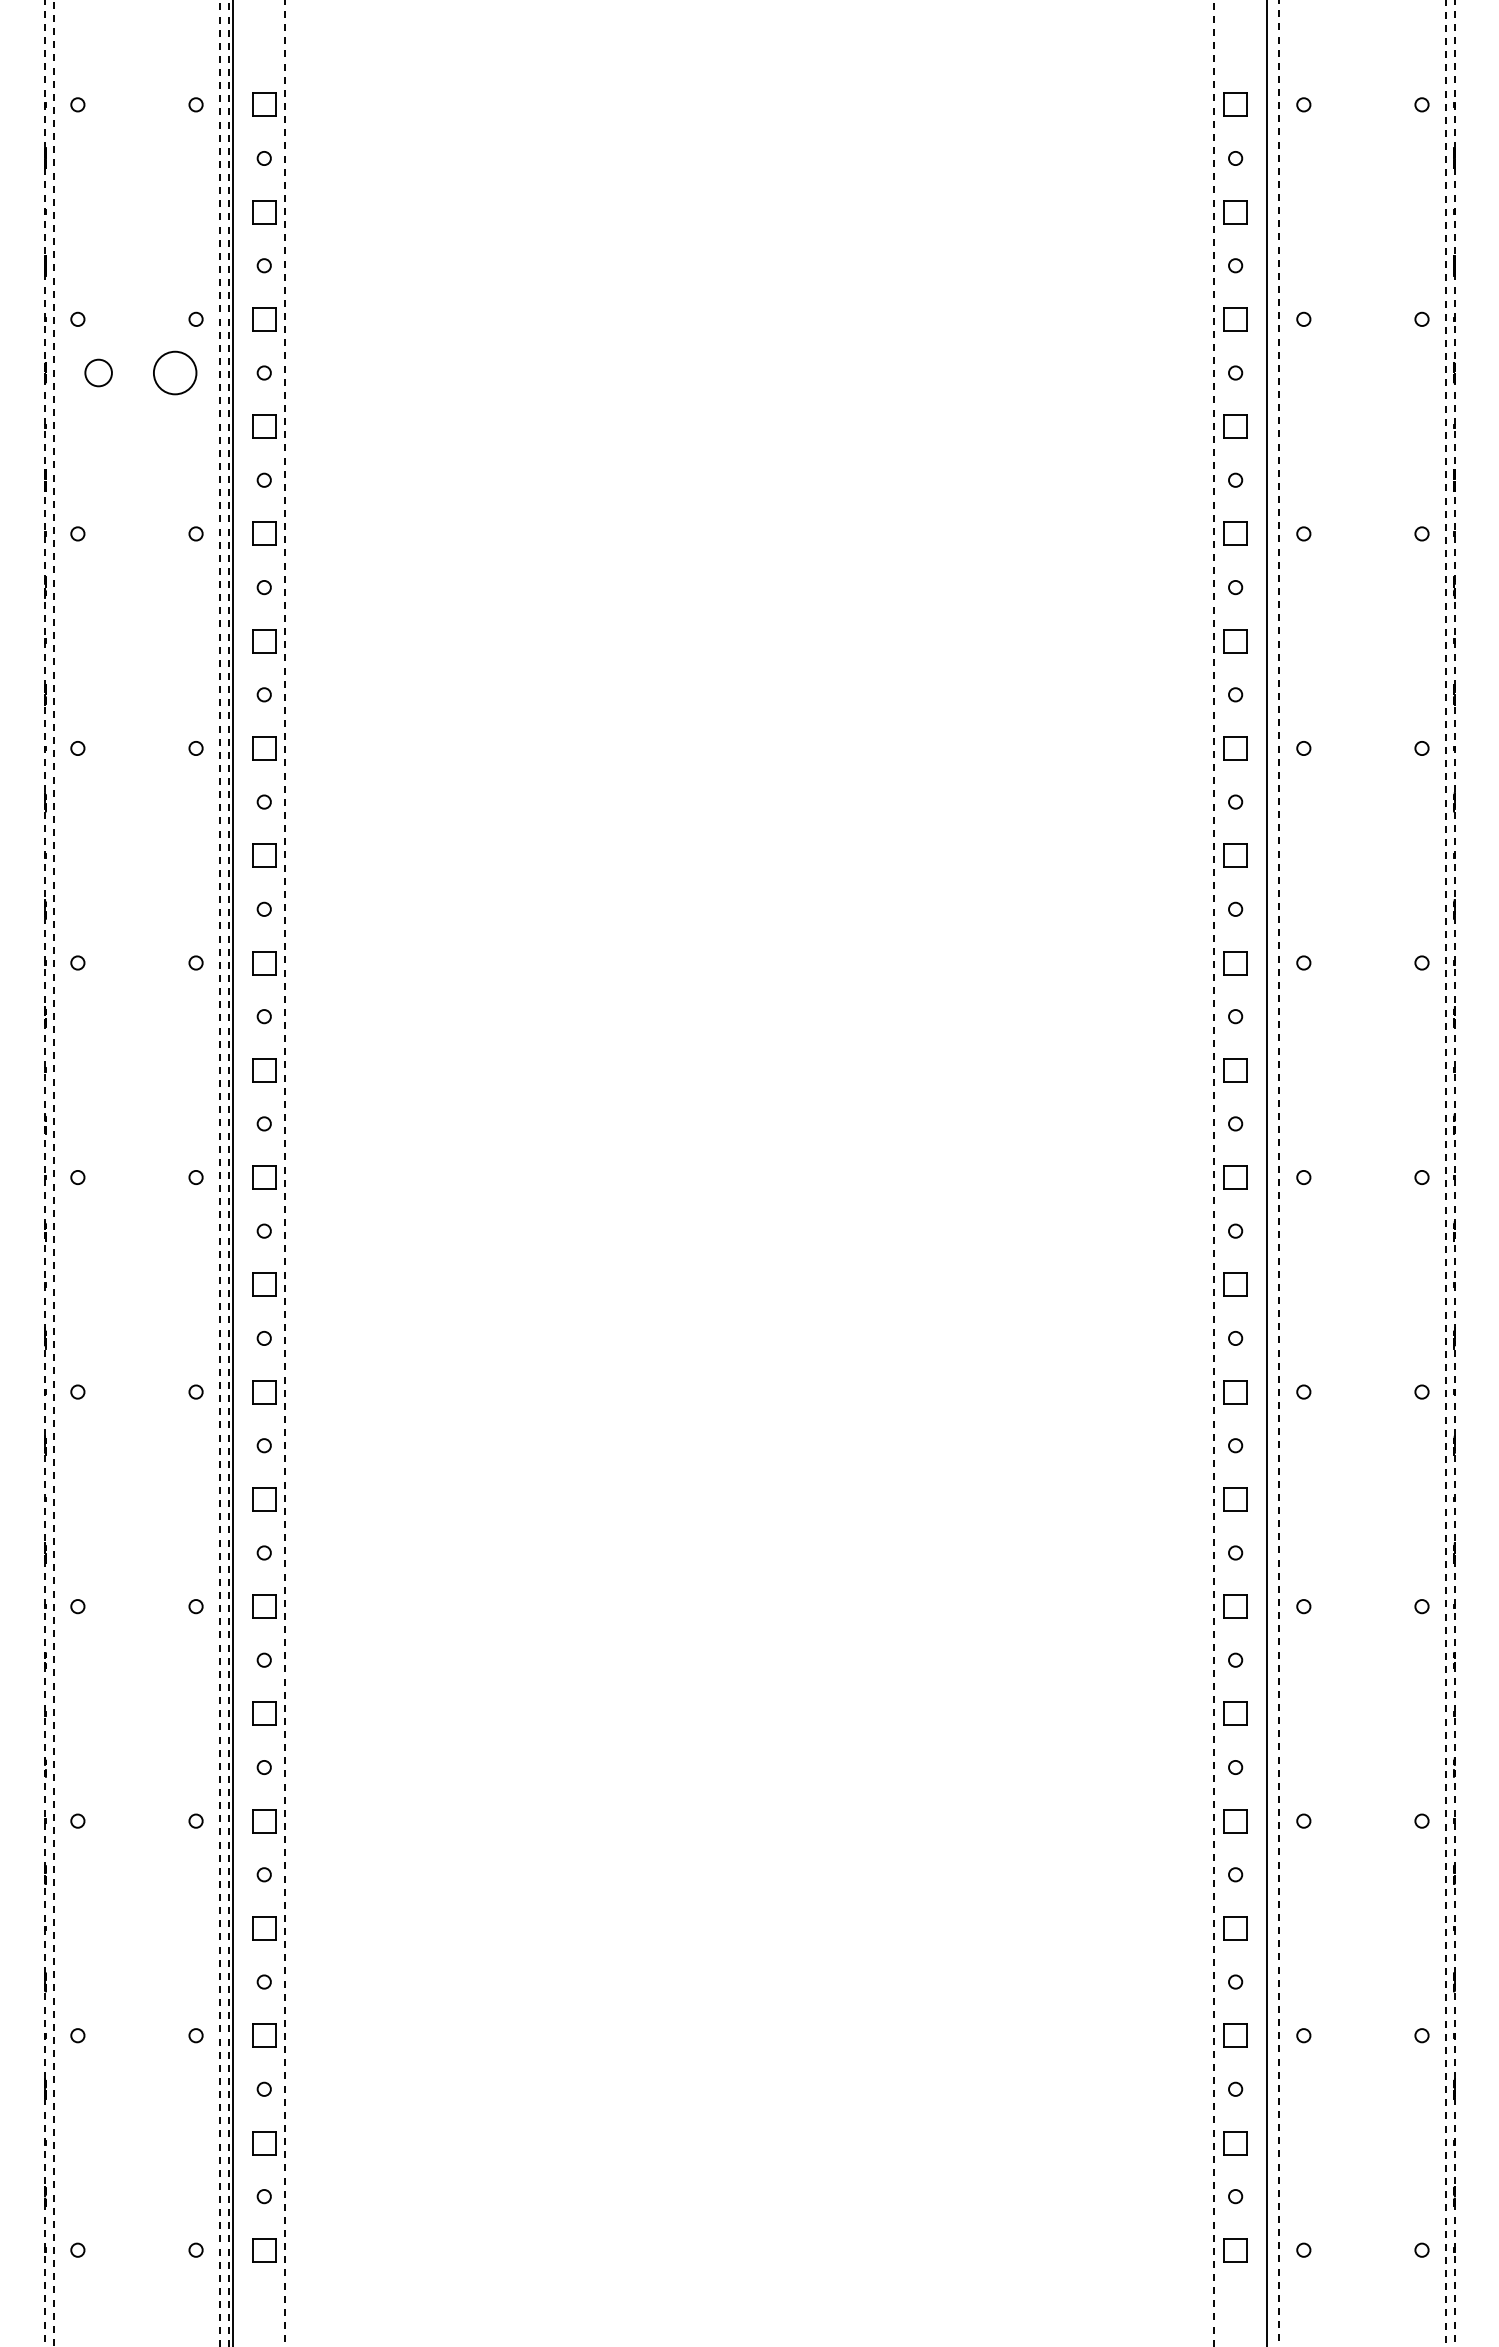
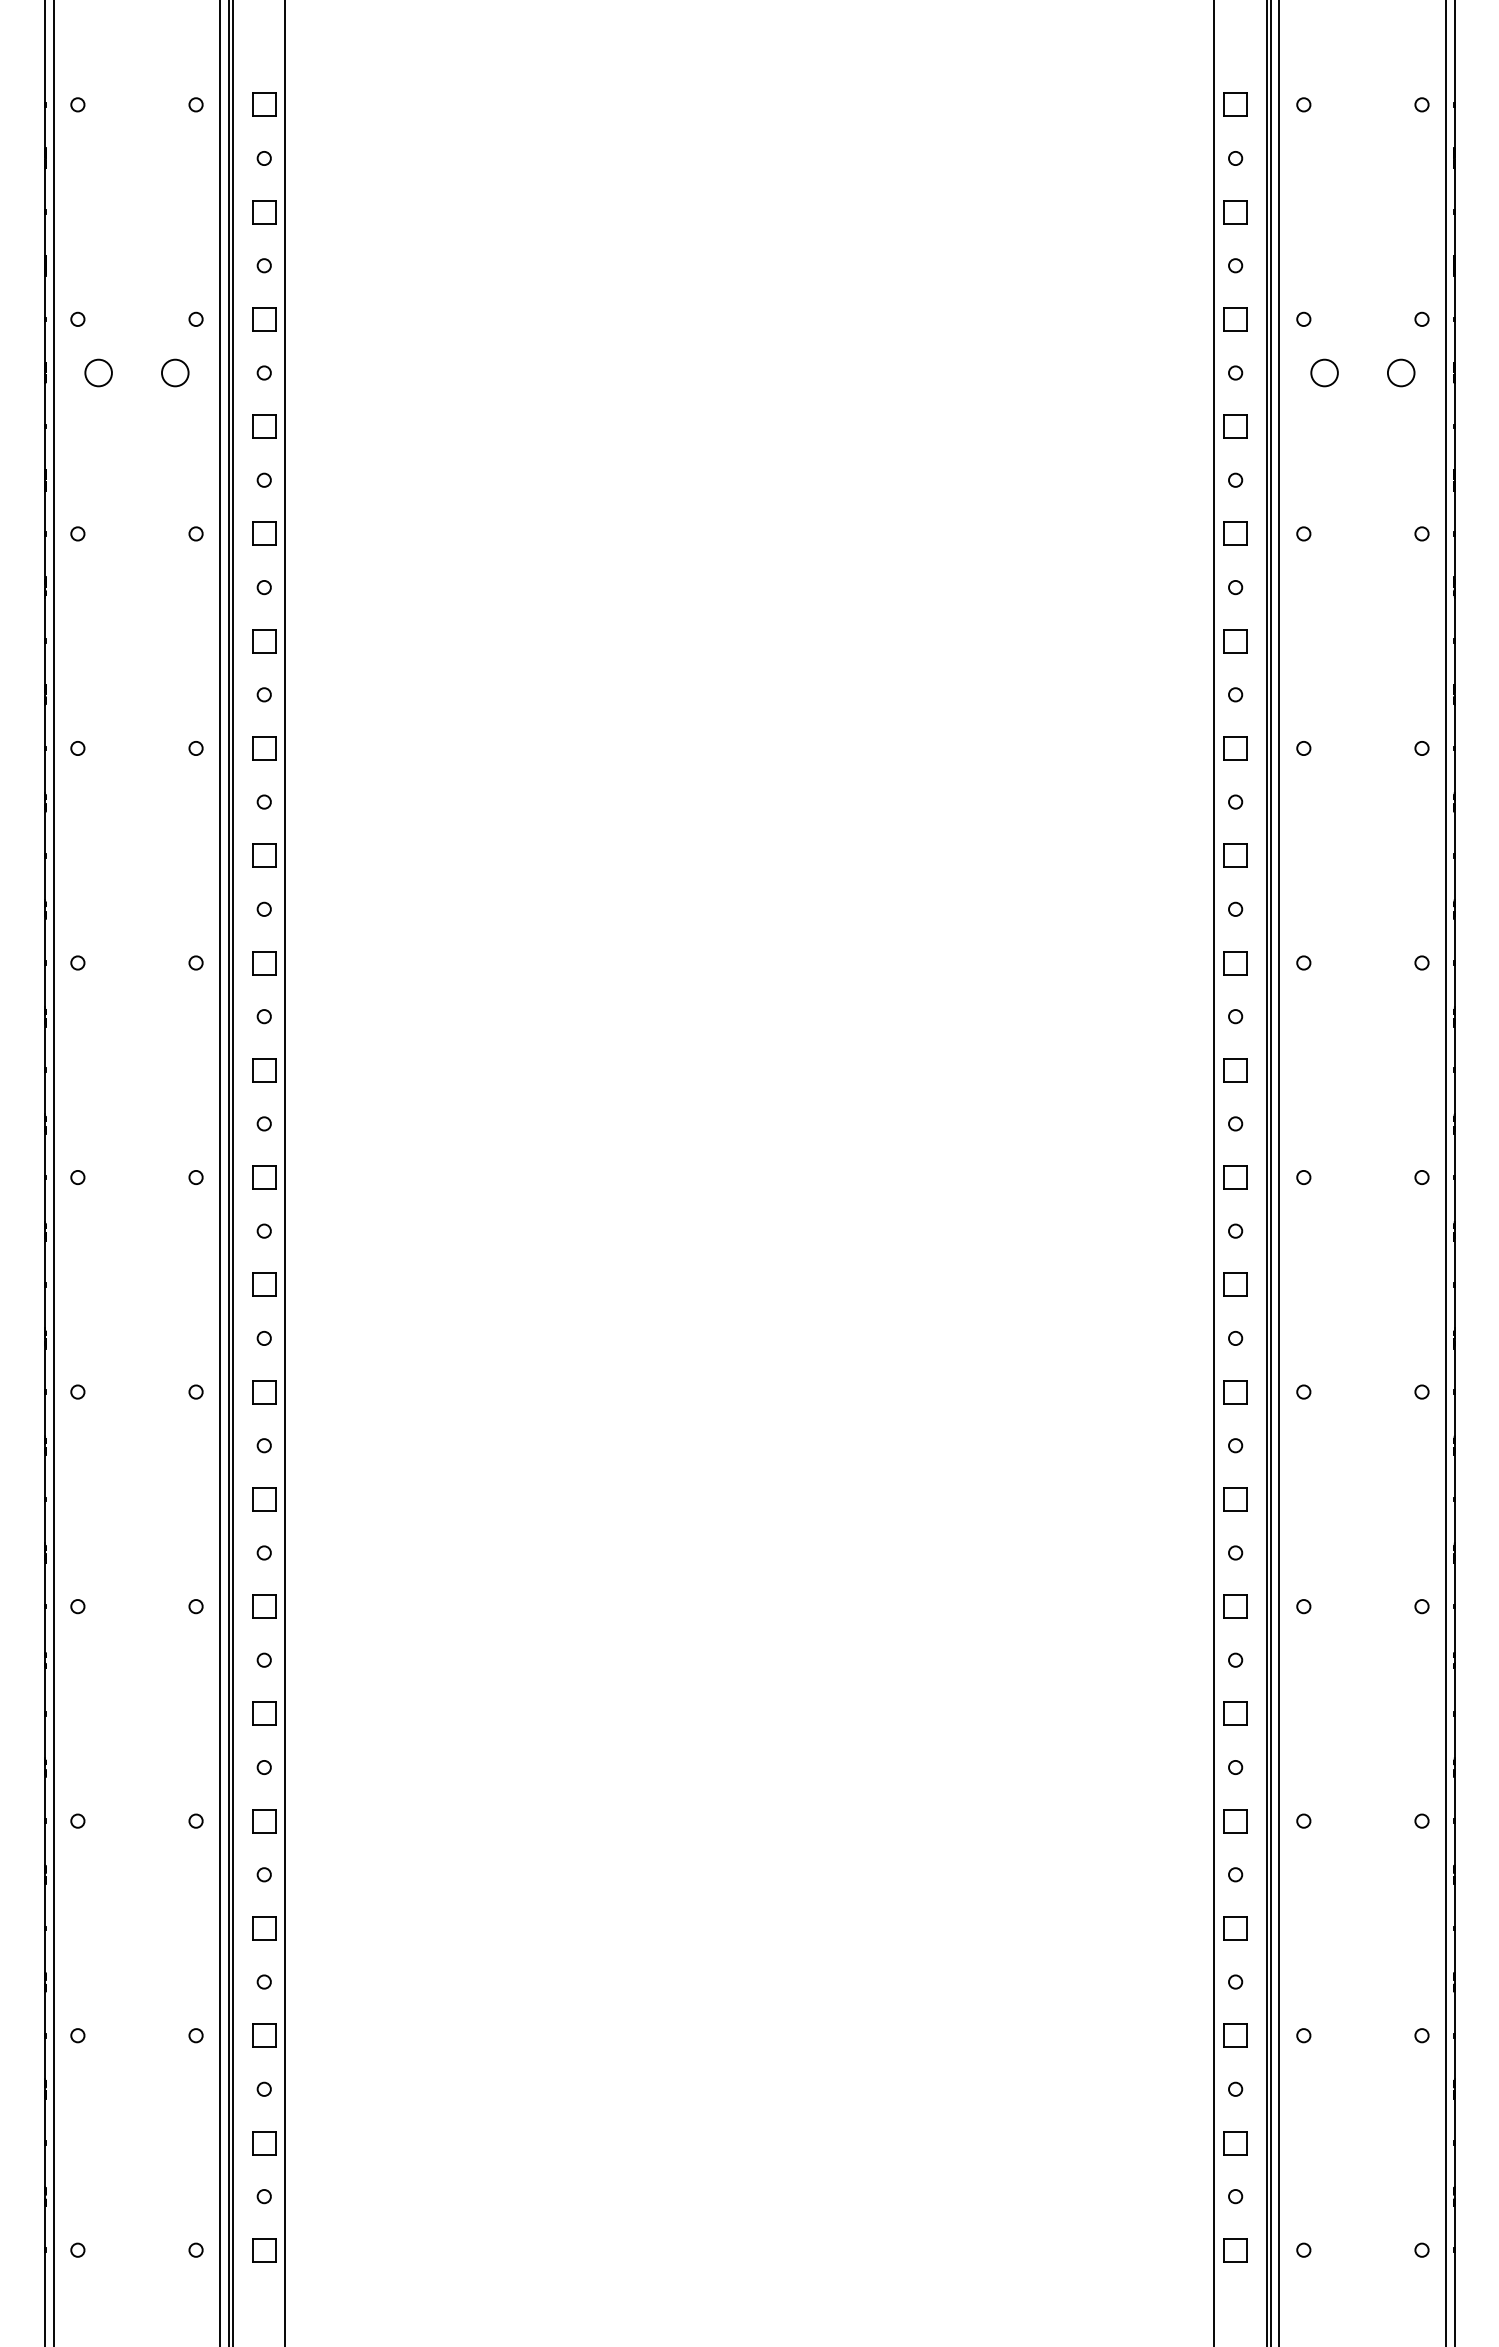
circle size: 45x46 px -> 29x30 px (175, 372)
circle: none -> present (1324, 372)
circle: none -> present (1401, 372)
line: none -> present (1270, 1172)
line: dashed -> solid (45, 1173)
line: dashed -> solid (53, 1173)
line: dashed -> solid (220, 1173)
line: dashed -> solid (228, 1173)
line: dashed -> solid (285, 1173)
line: dashed -> solid (1214, 1173)
line: dashed -> solid (1279, 1173)
line: dashed -> solid (1446, 1173)
line: dashed -> solid (1454, 1173)
